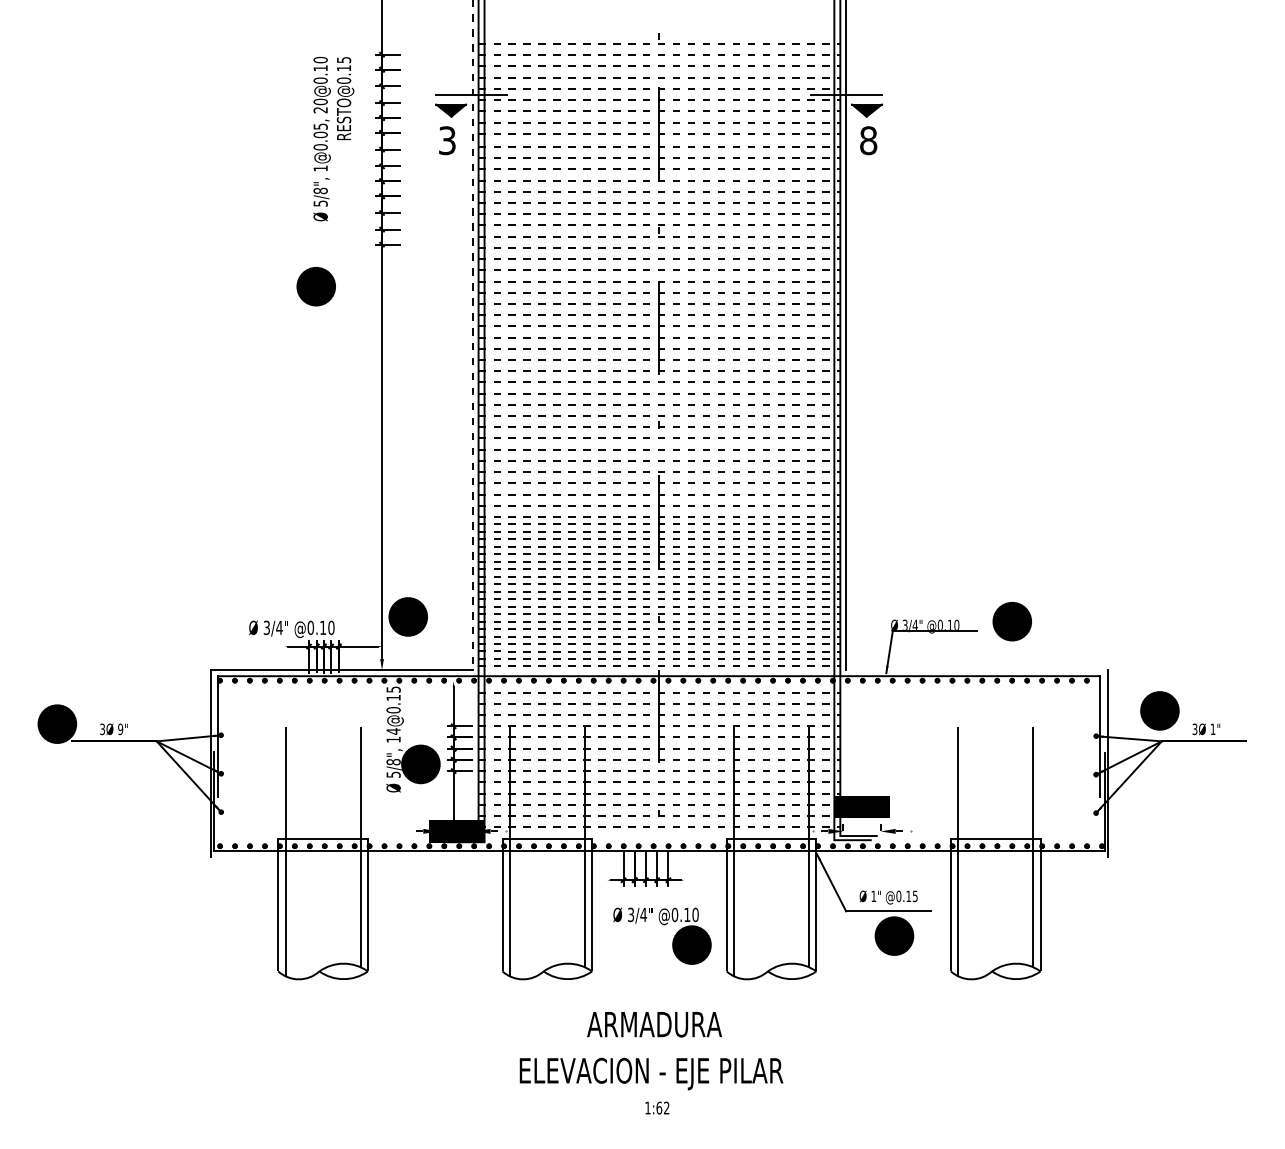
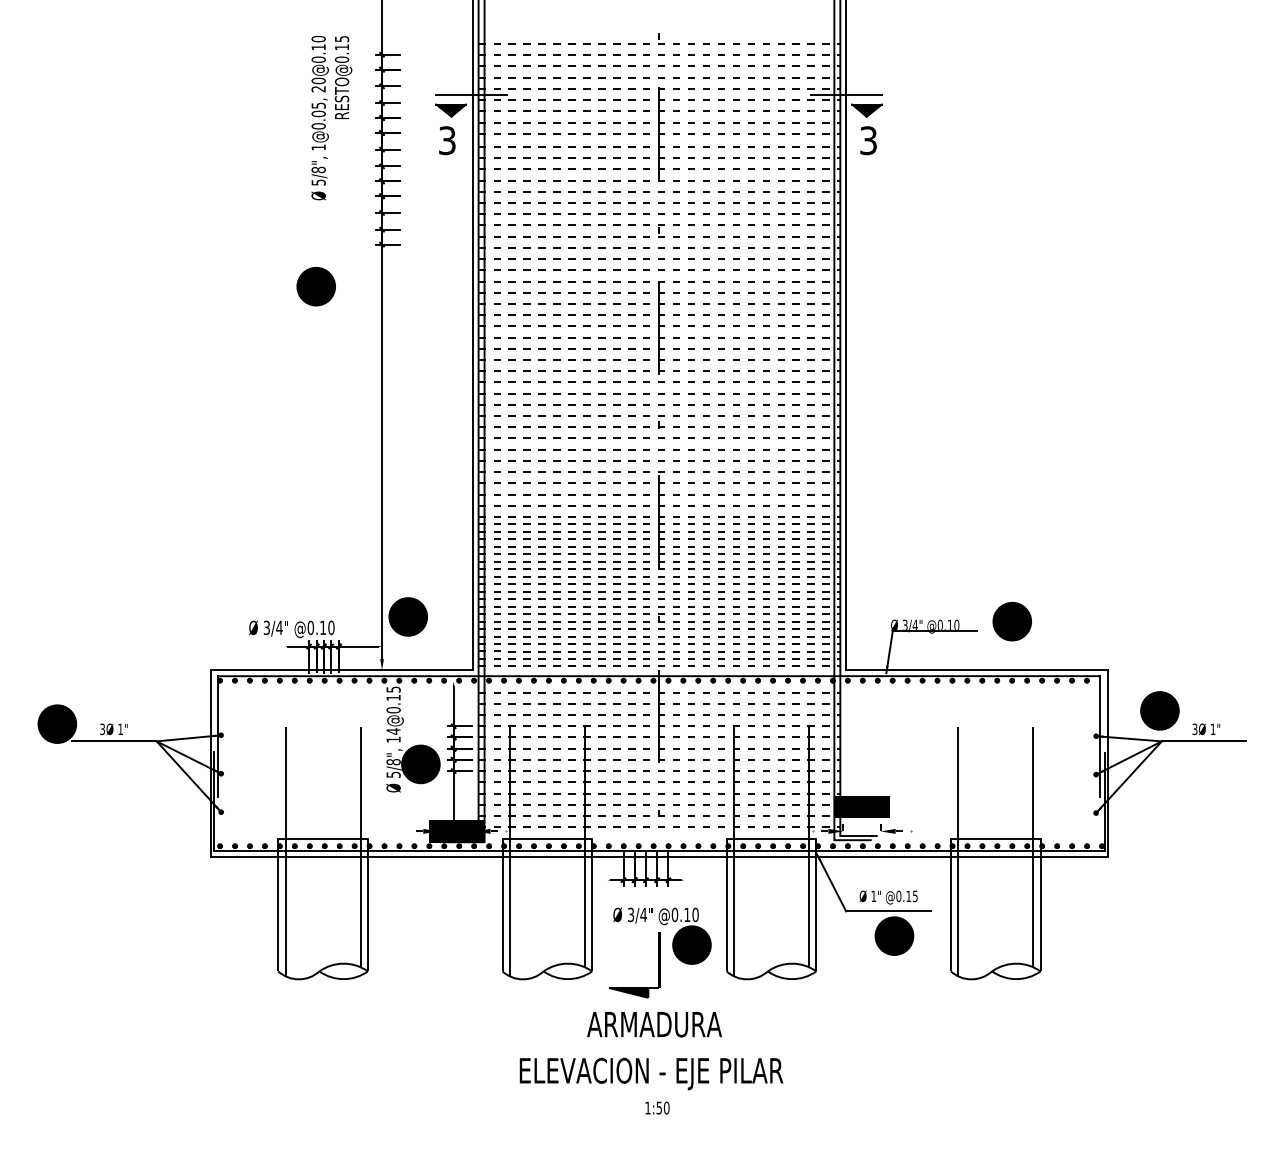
text position: (333, 138) -> (331, 117) (331, 117)
text: 8 -> 3 (868, 140)
line: dashed -> solid (472, 335)
line: none -> present (976, 670)
text: 9" -> 1" (120, 729)
line: none -> present (659, 857)
part: none -> present (634, 987)
text: 1:62 -> 1:50 (662, 1107)
